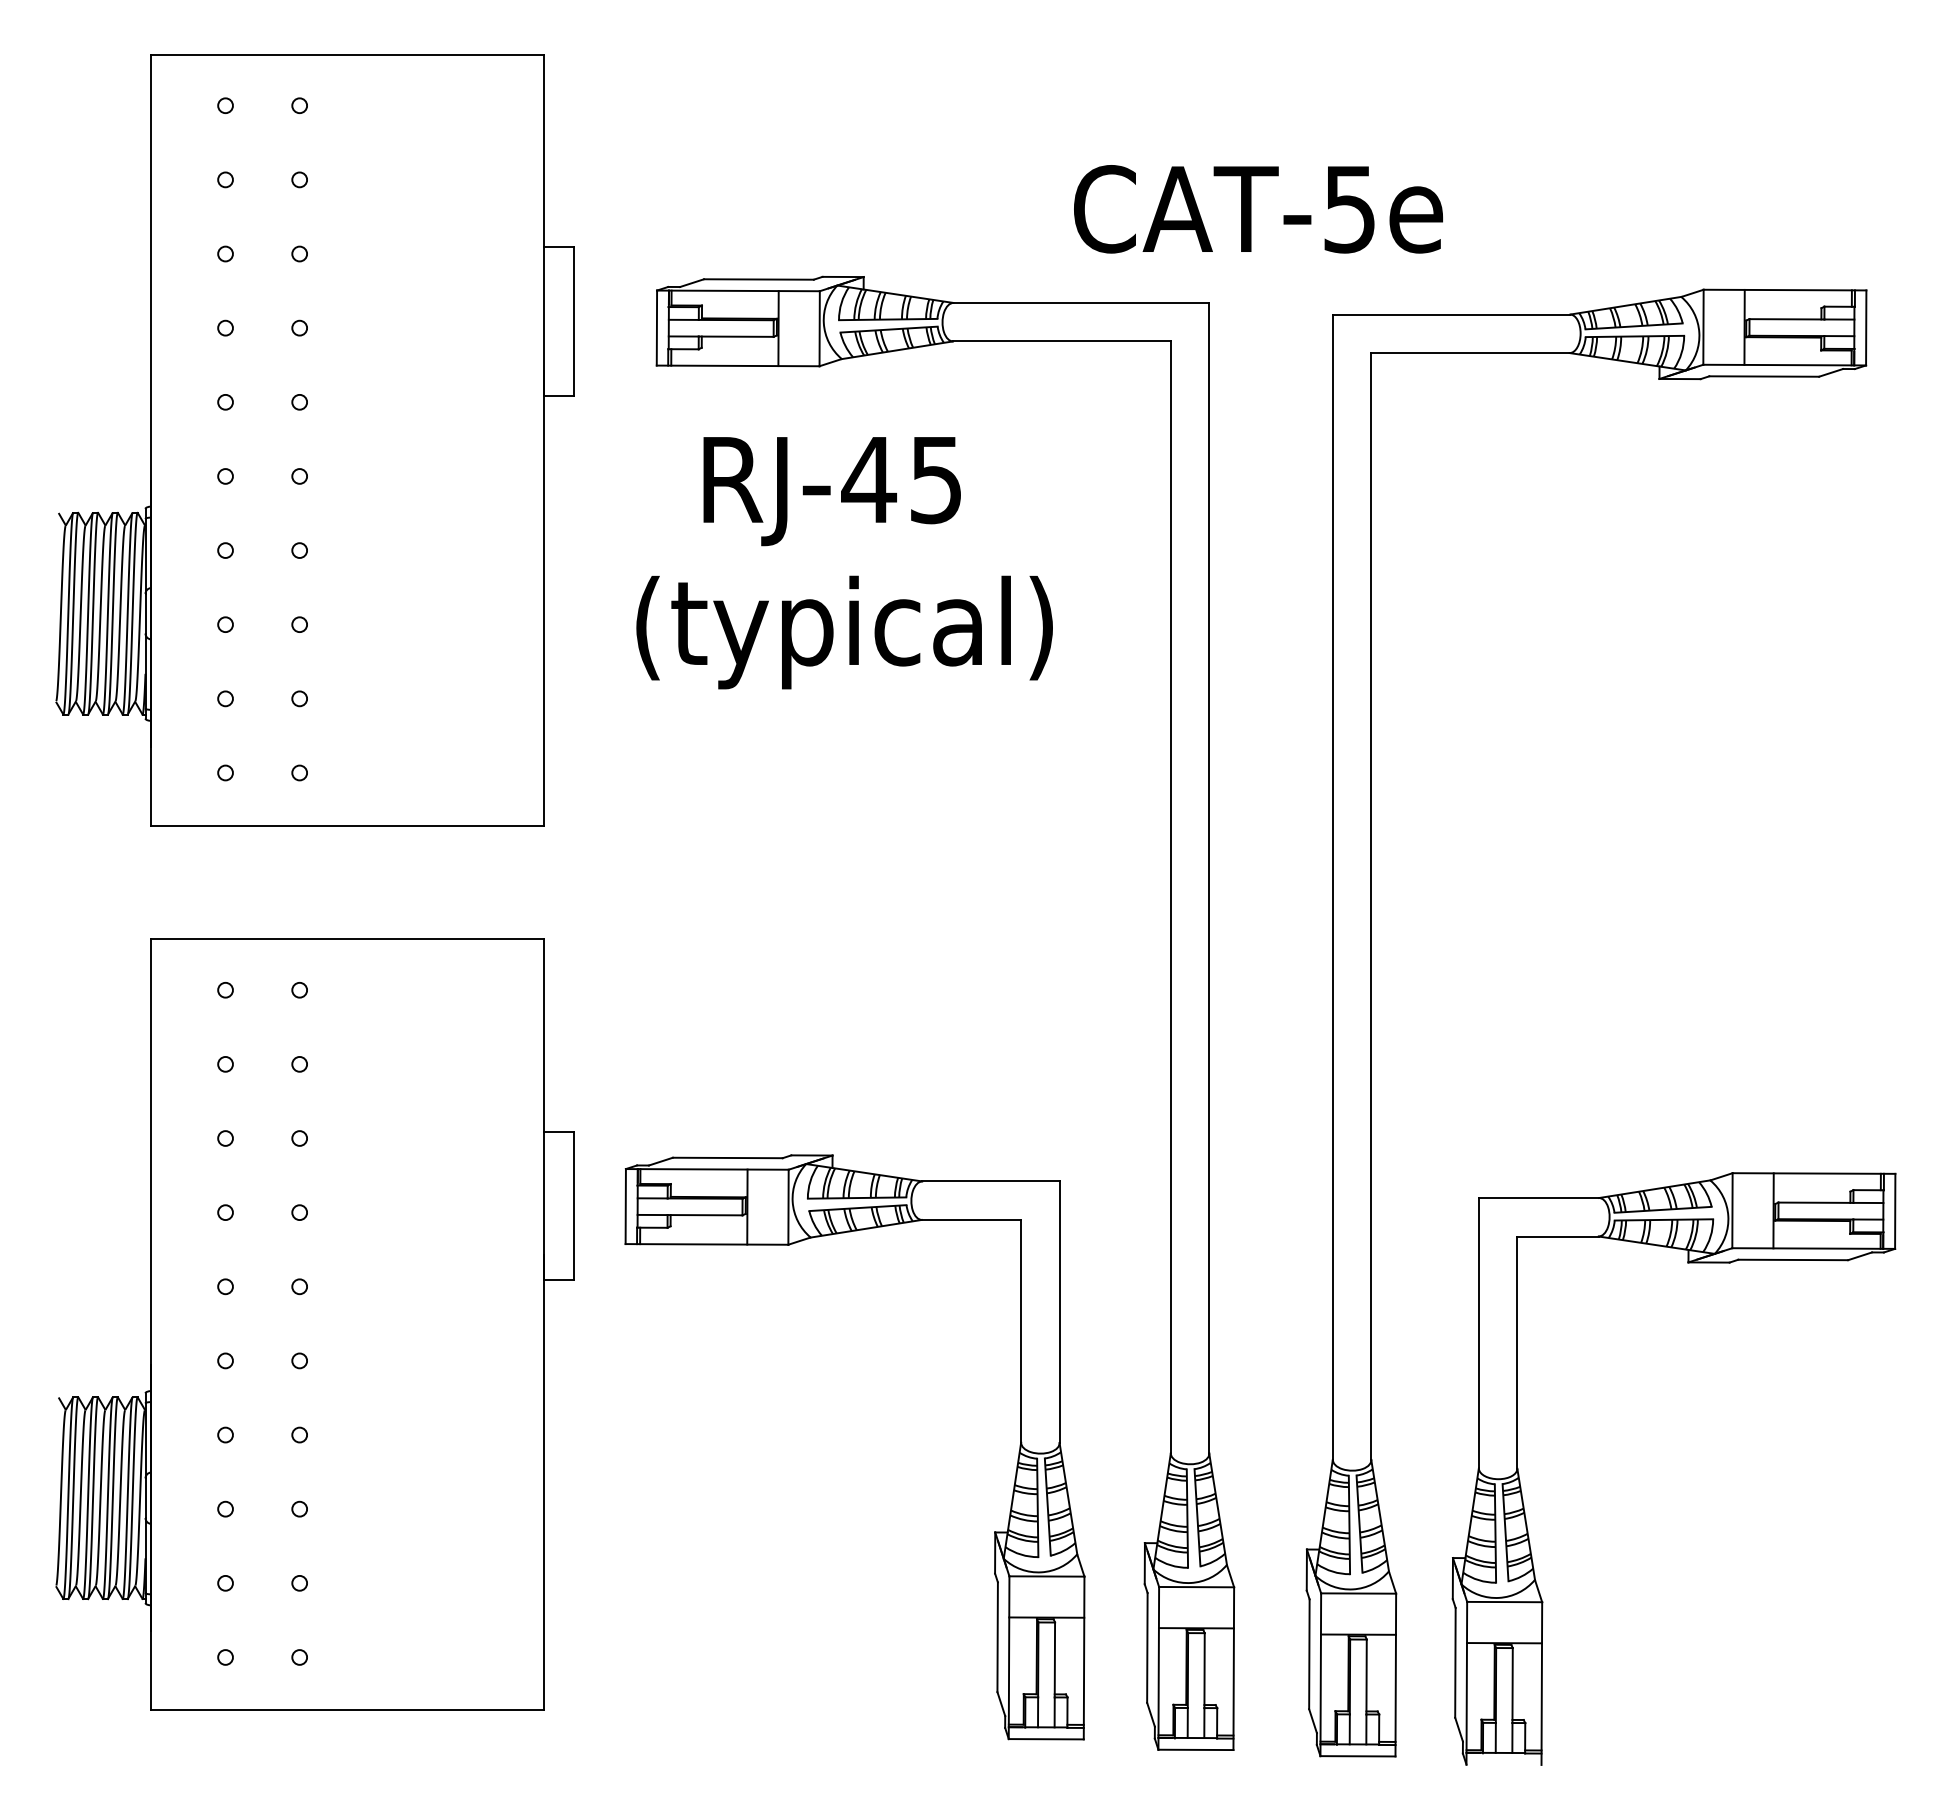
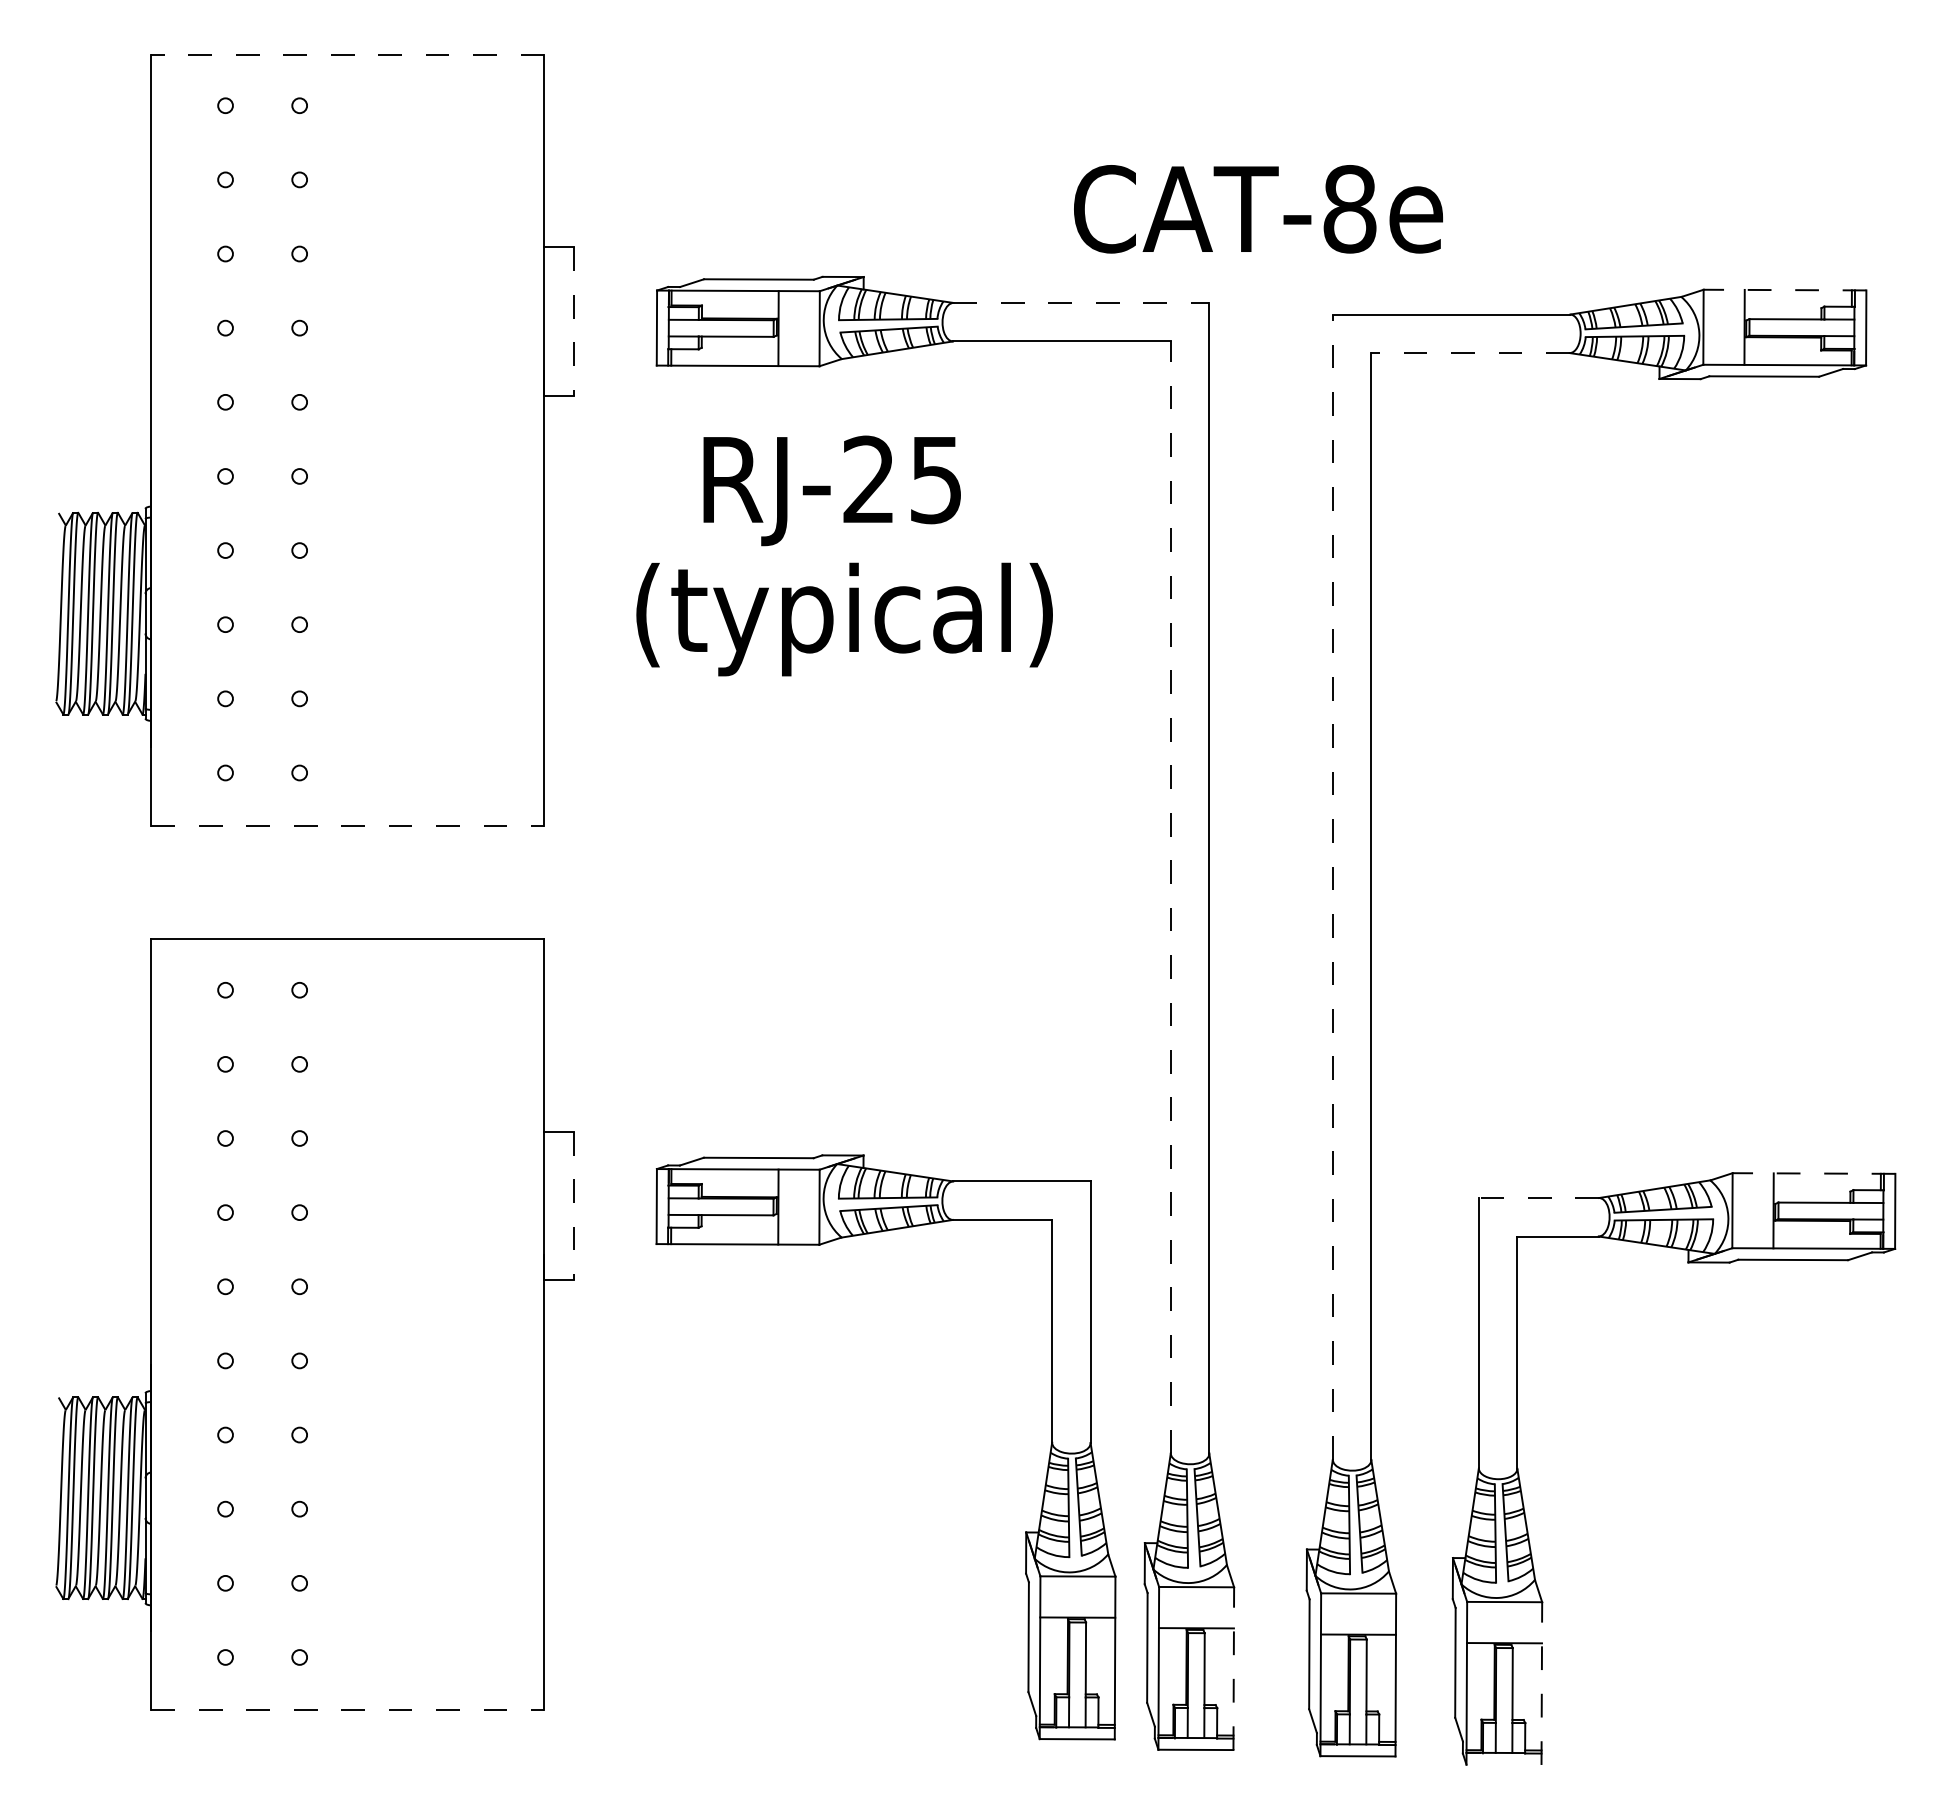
line: solid -> dashed (347, 54)
text: CAT-5e -> CAT-8e (1349, 209)
line: solid -> dashed (1784, 290)
line: solid -> dashed (1081, 302)
line: solid -> dashed (574, 321)
line: solid -> dashed (1470, 353)
text: RJ-45 -> RJ-25 (869, 478)
text position: (844, 632) -> (844, 619) (844, 619)
line: solid -> dashed (348, 825)
line: solid -> dashed (1332, 887)
line: solid -> dashed (1170, 897)
line: solid -> dashed (1813, 1173)
line: solid -> dashed (1538, 1198)
line: solid -> dashed (574, 1206)
part position: (1015, 1471) -> (1046, 1471) (1046, 1471)
line: solid -> dashed (1233, 1668)
line: solid -> dashed (1541, 1683)
line: solid -> dashed (348, 1710)
